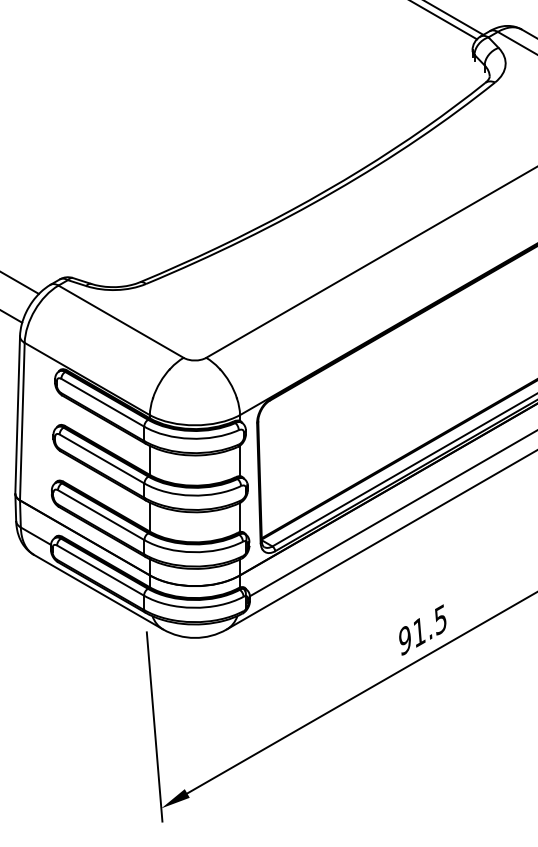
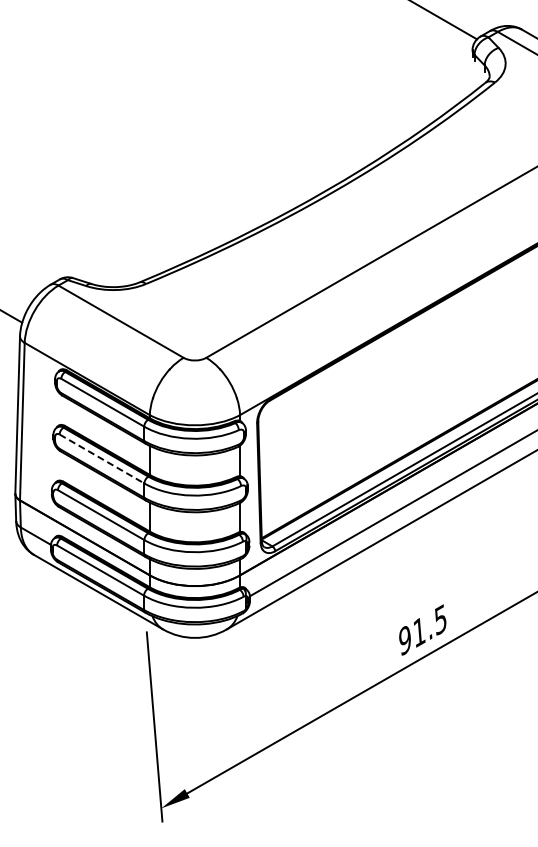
line: present -> none (455, 18)
line: present -> none (20, 282)
line: solid -> dashed (102, 459)
